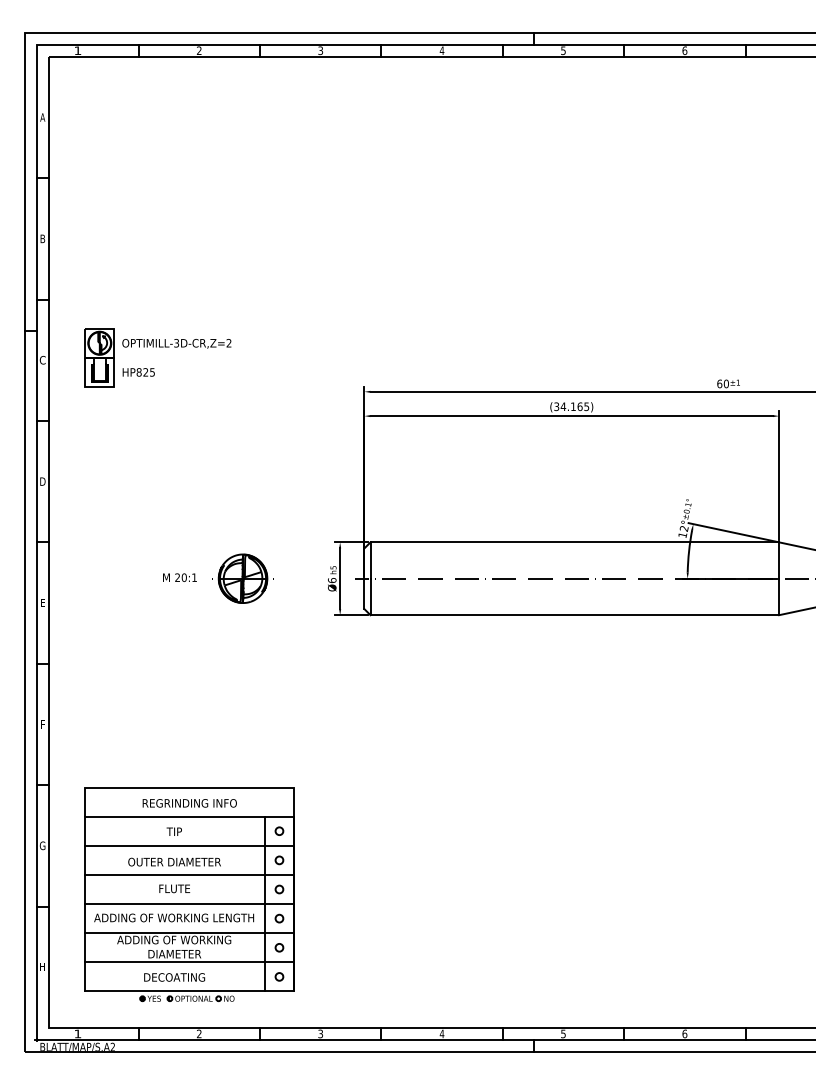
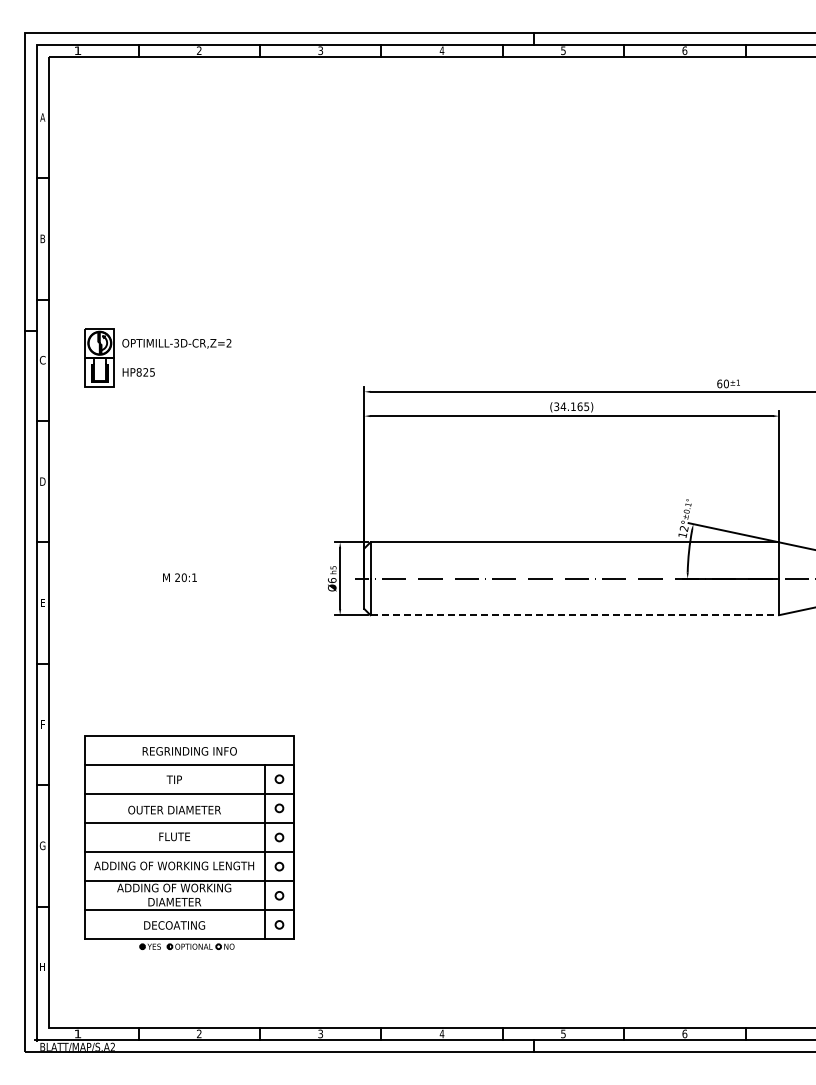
part: present -> none (242, 578)
line: solid -> dashed (575, 615)
part position: (189, 894) -> (189, 842) (189, 842)
